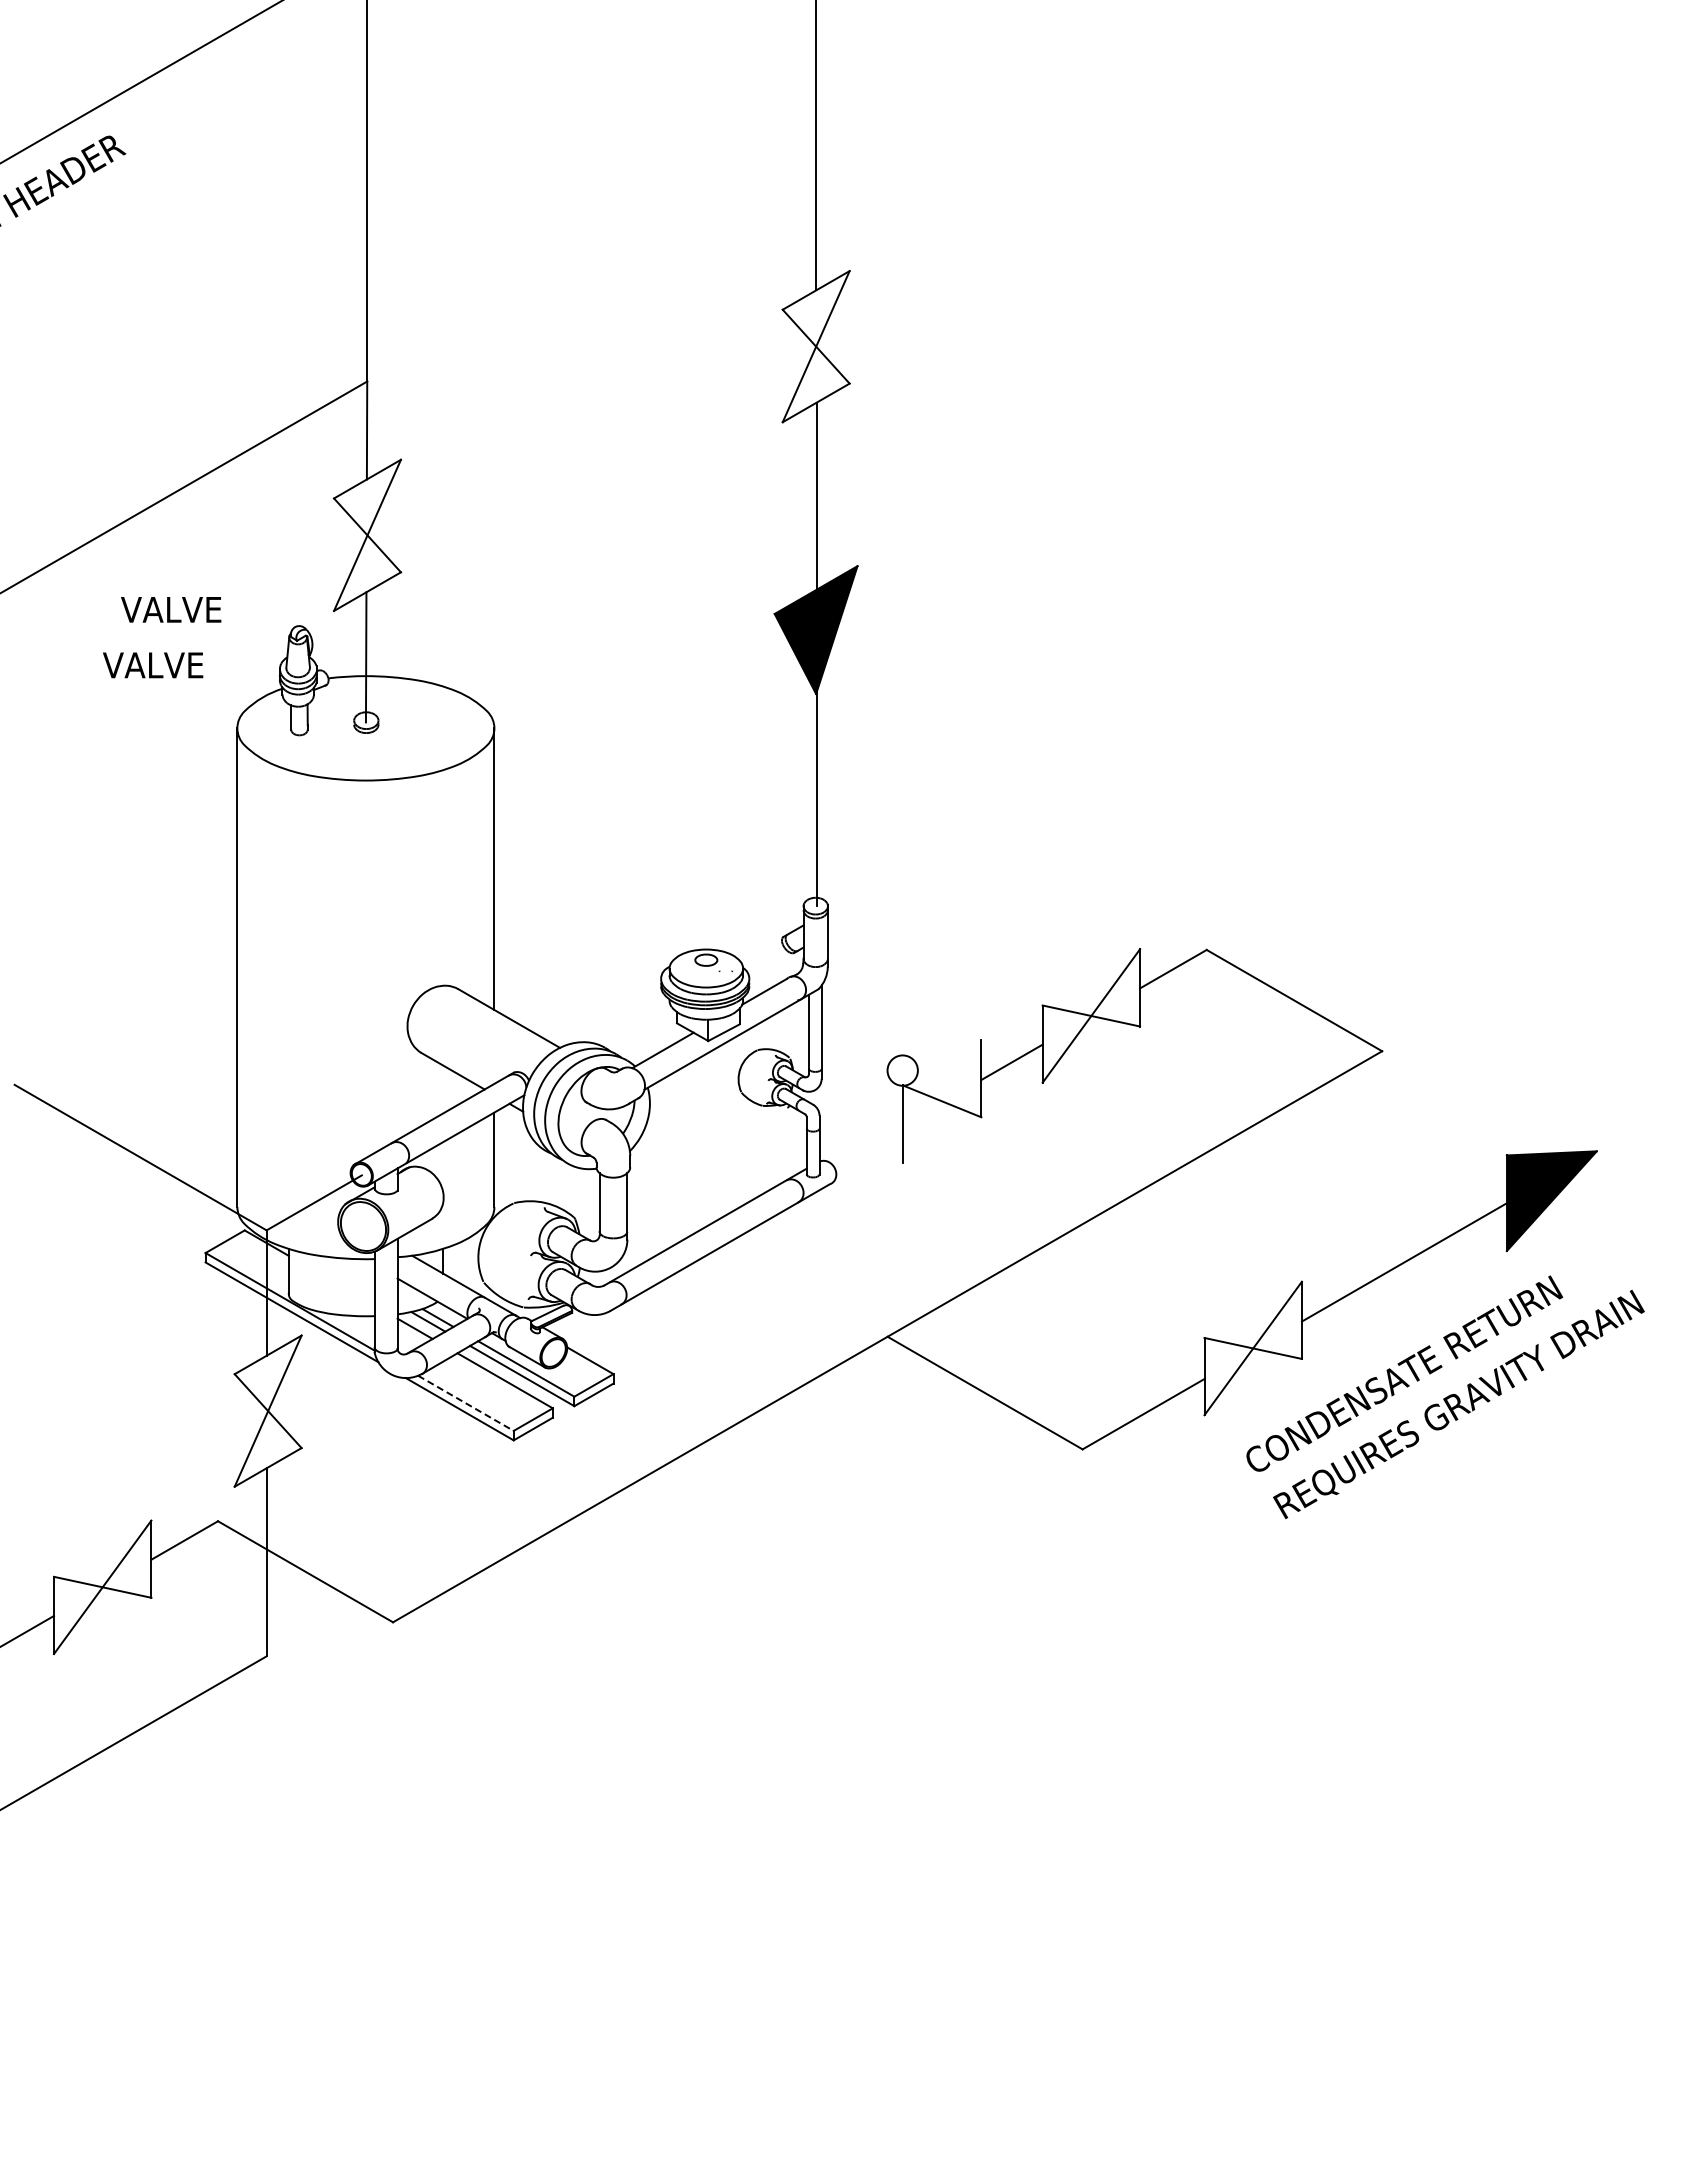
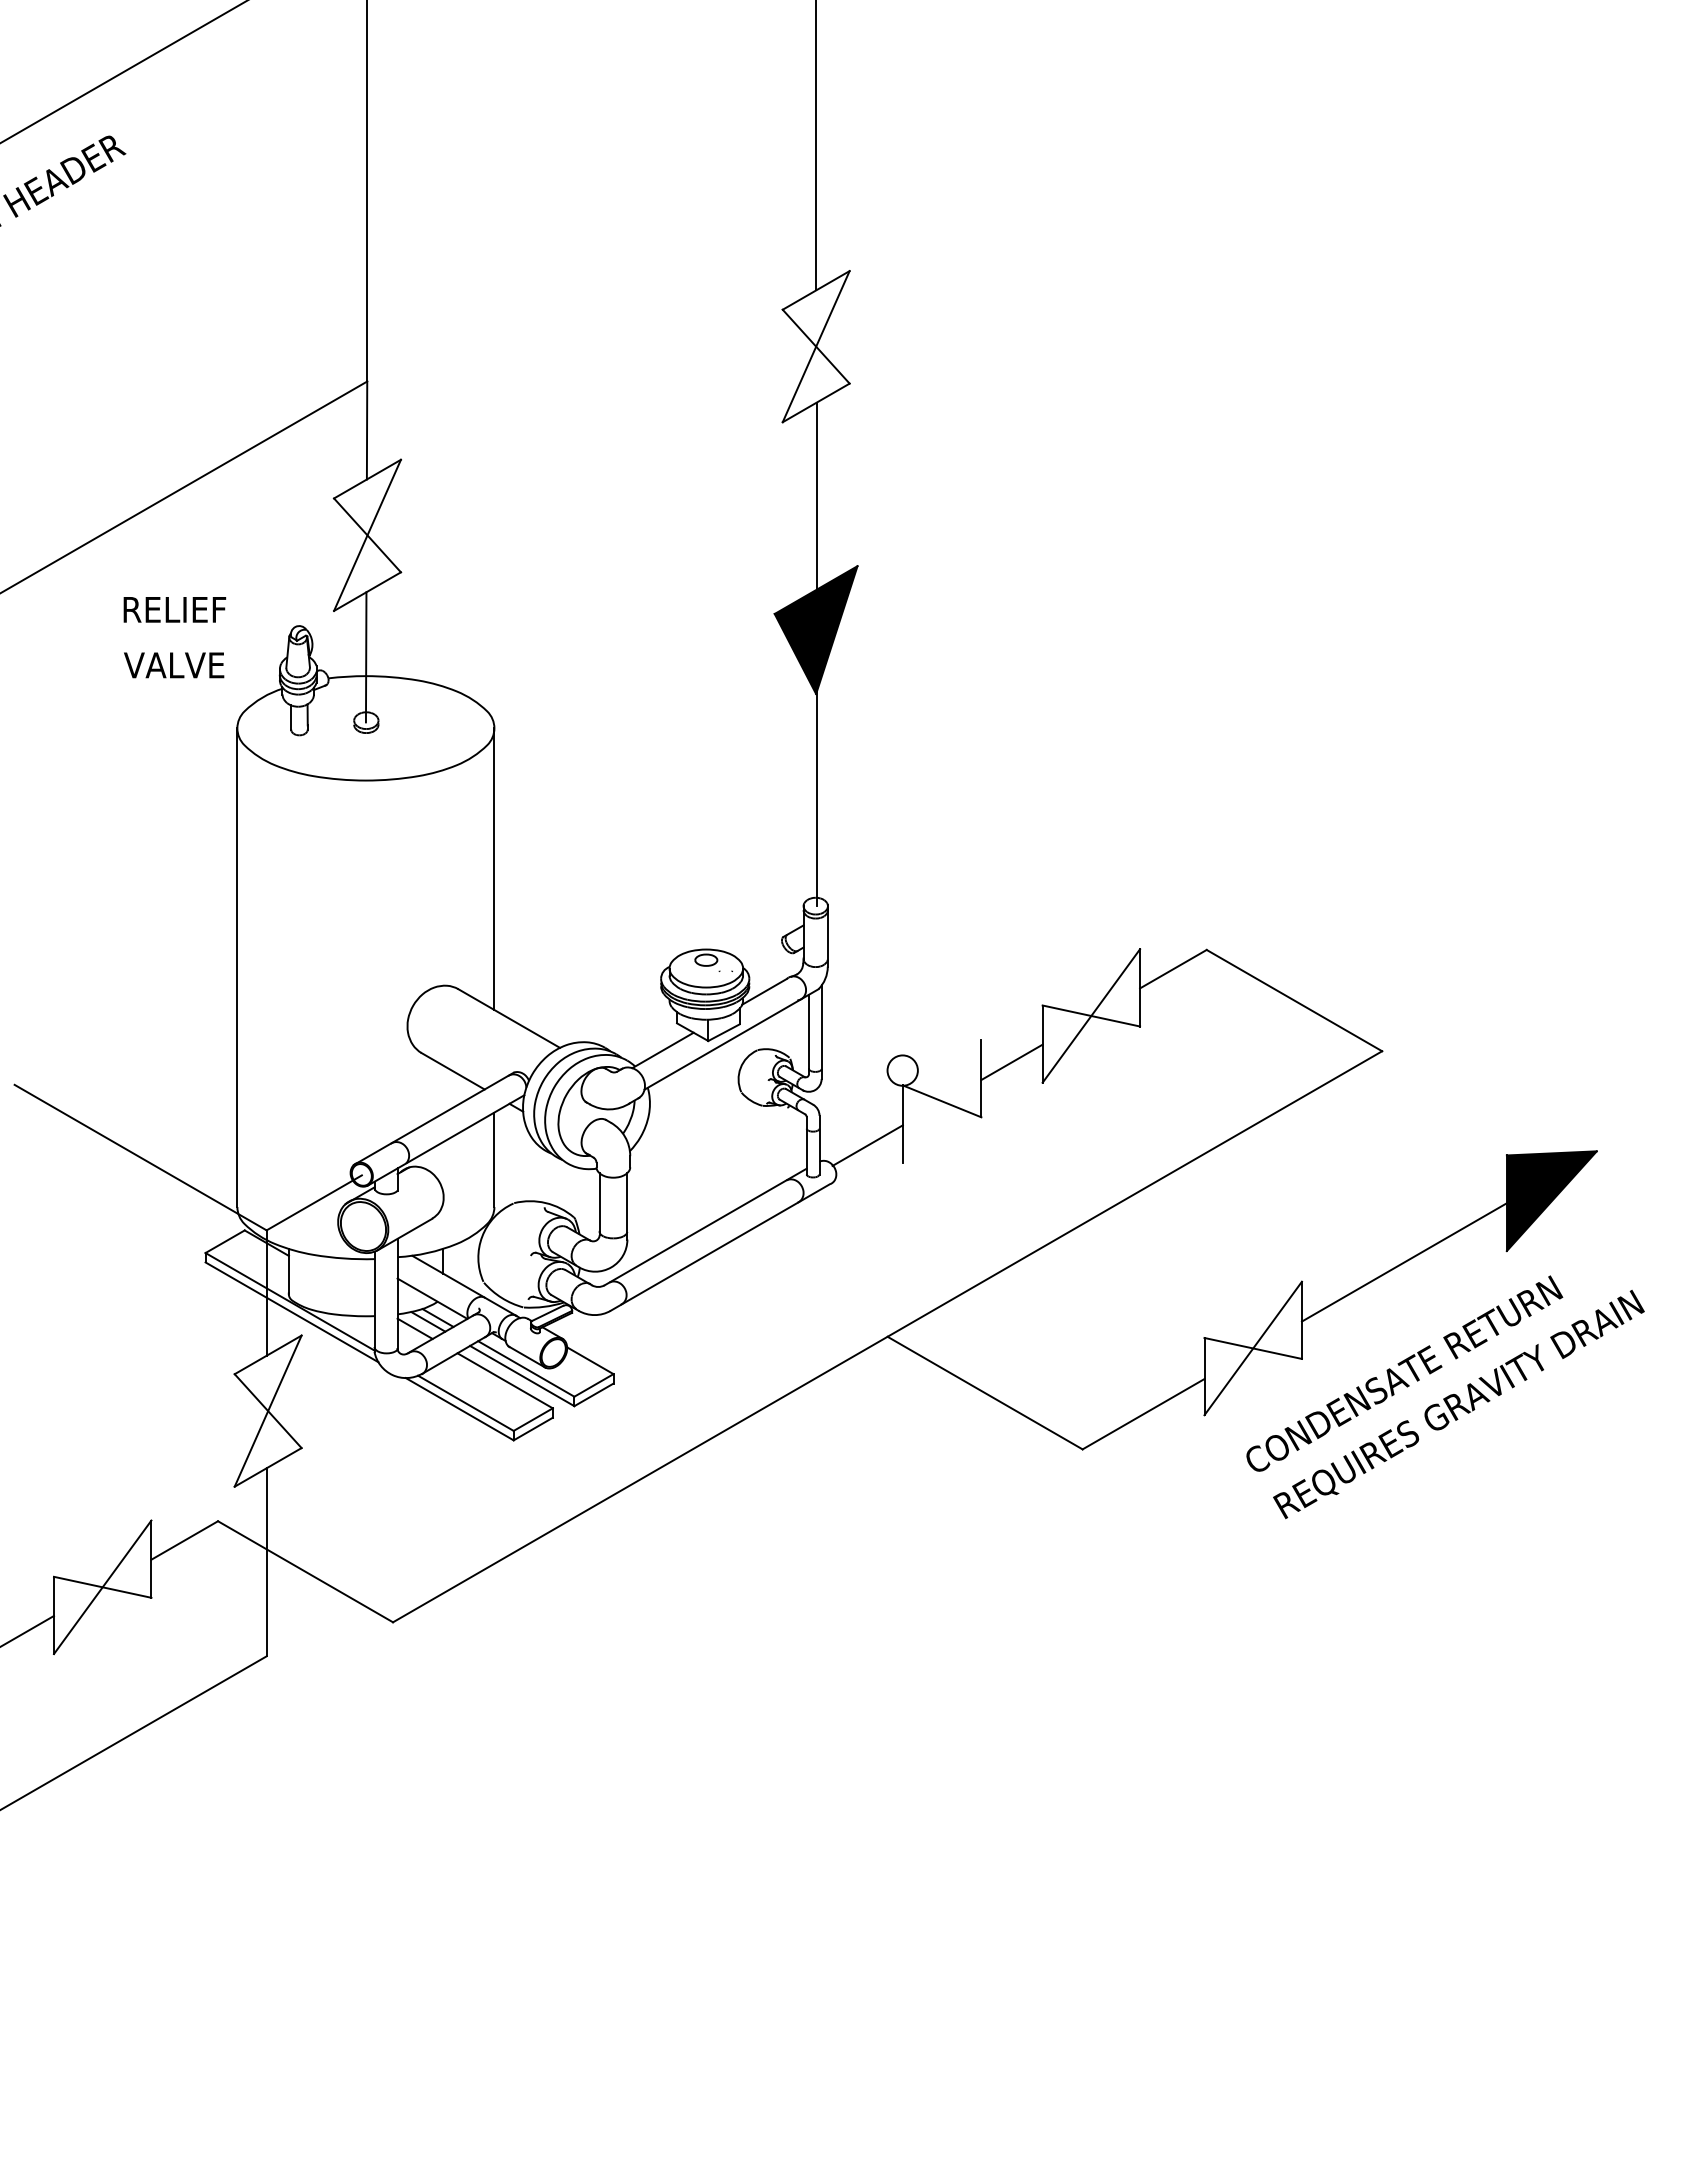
line position: (140, 82) -> (123, 72) (123, 72)
text: VALVE -> RELIEF (173, 609)
text position: (153, 665) -> (174, 665) (174, 665)
line: none -> present (867, 1145)
line: dashed -> solid (466, 1403)
